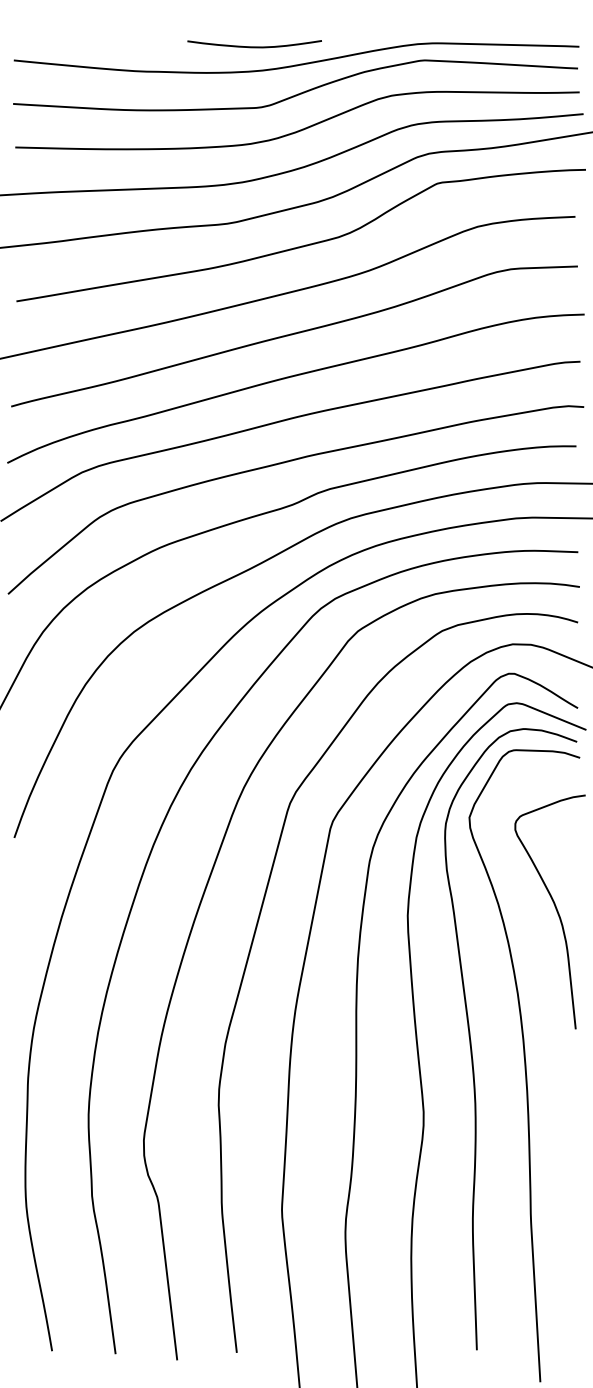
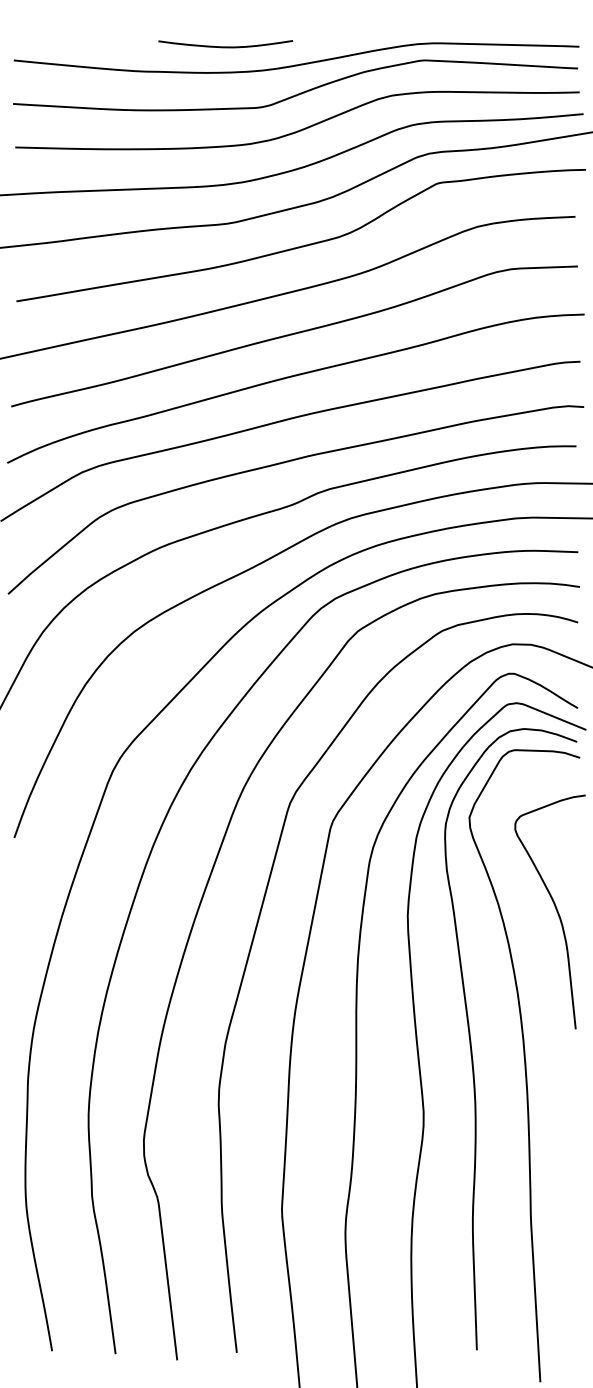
curve position: (254, 46) -> (225, 46) (225, 46)
